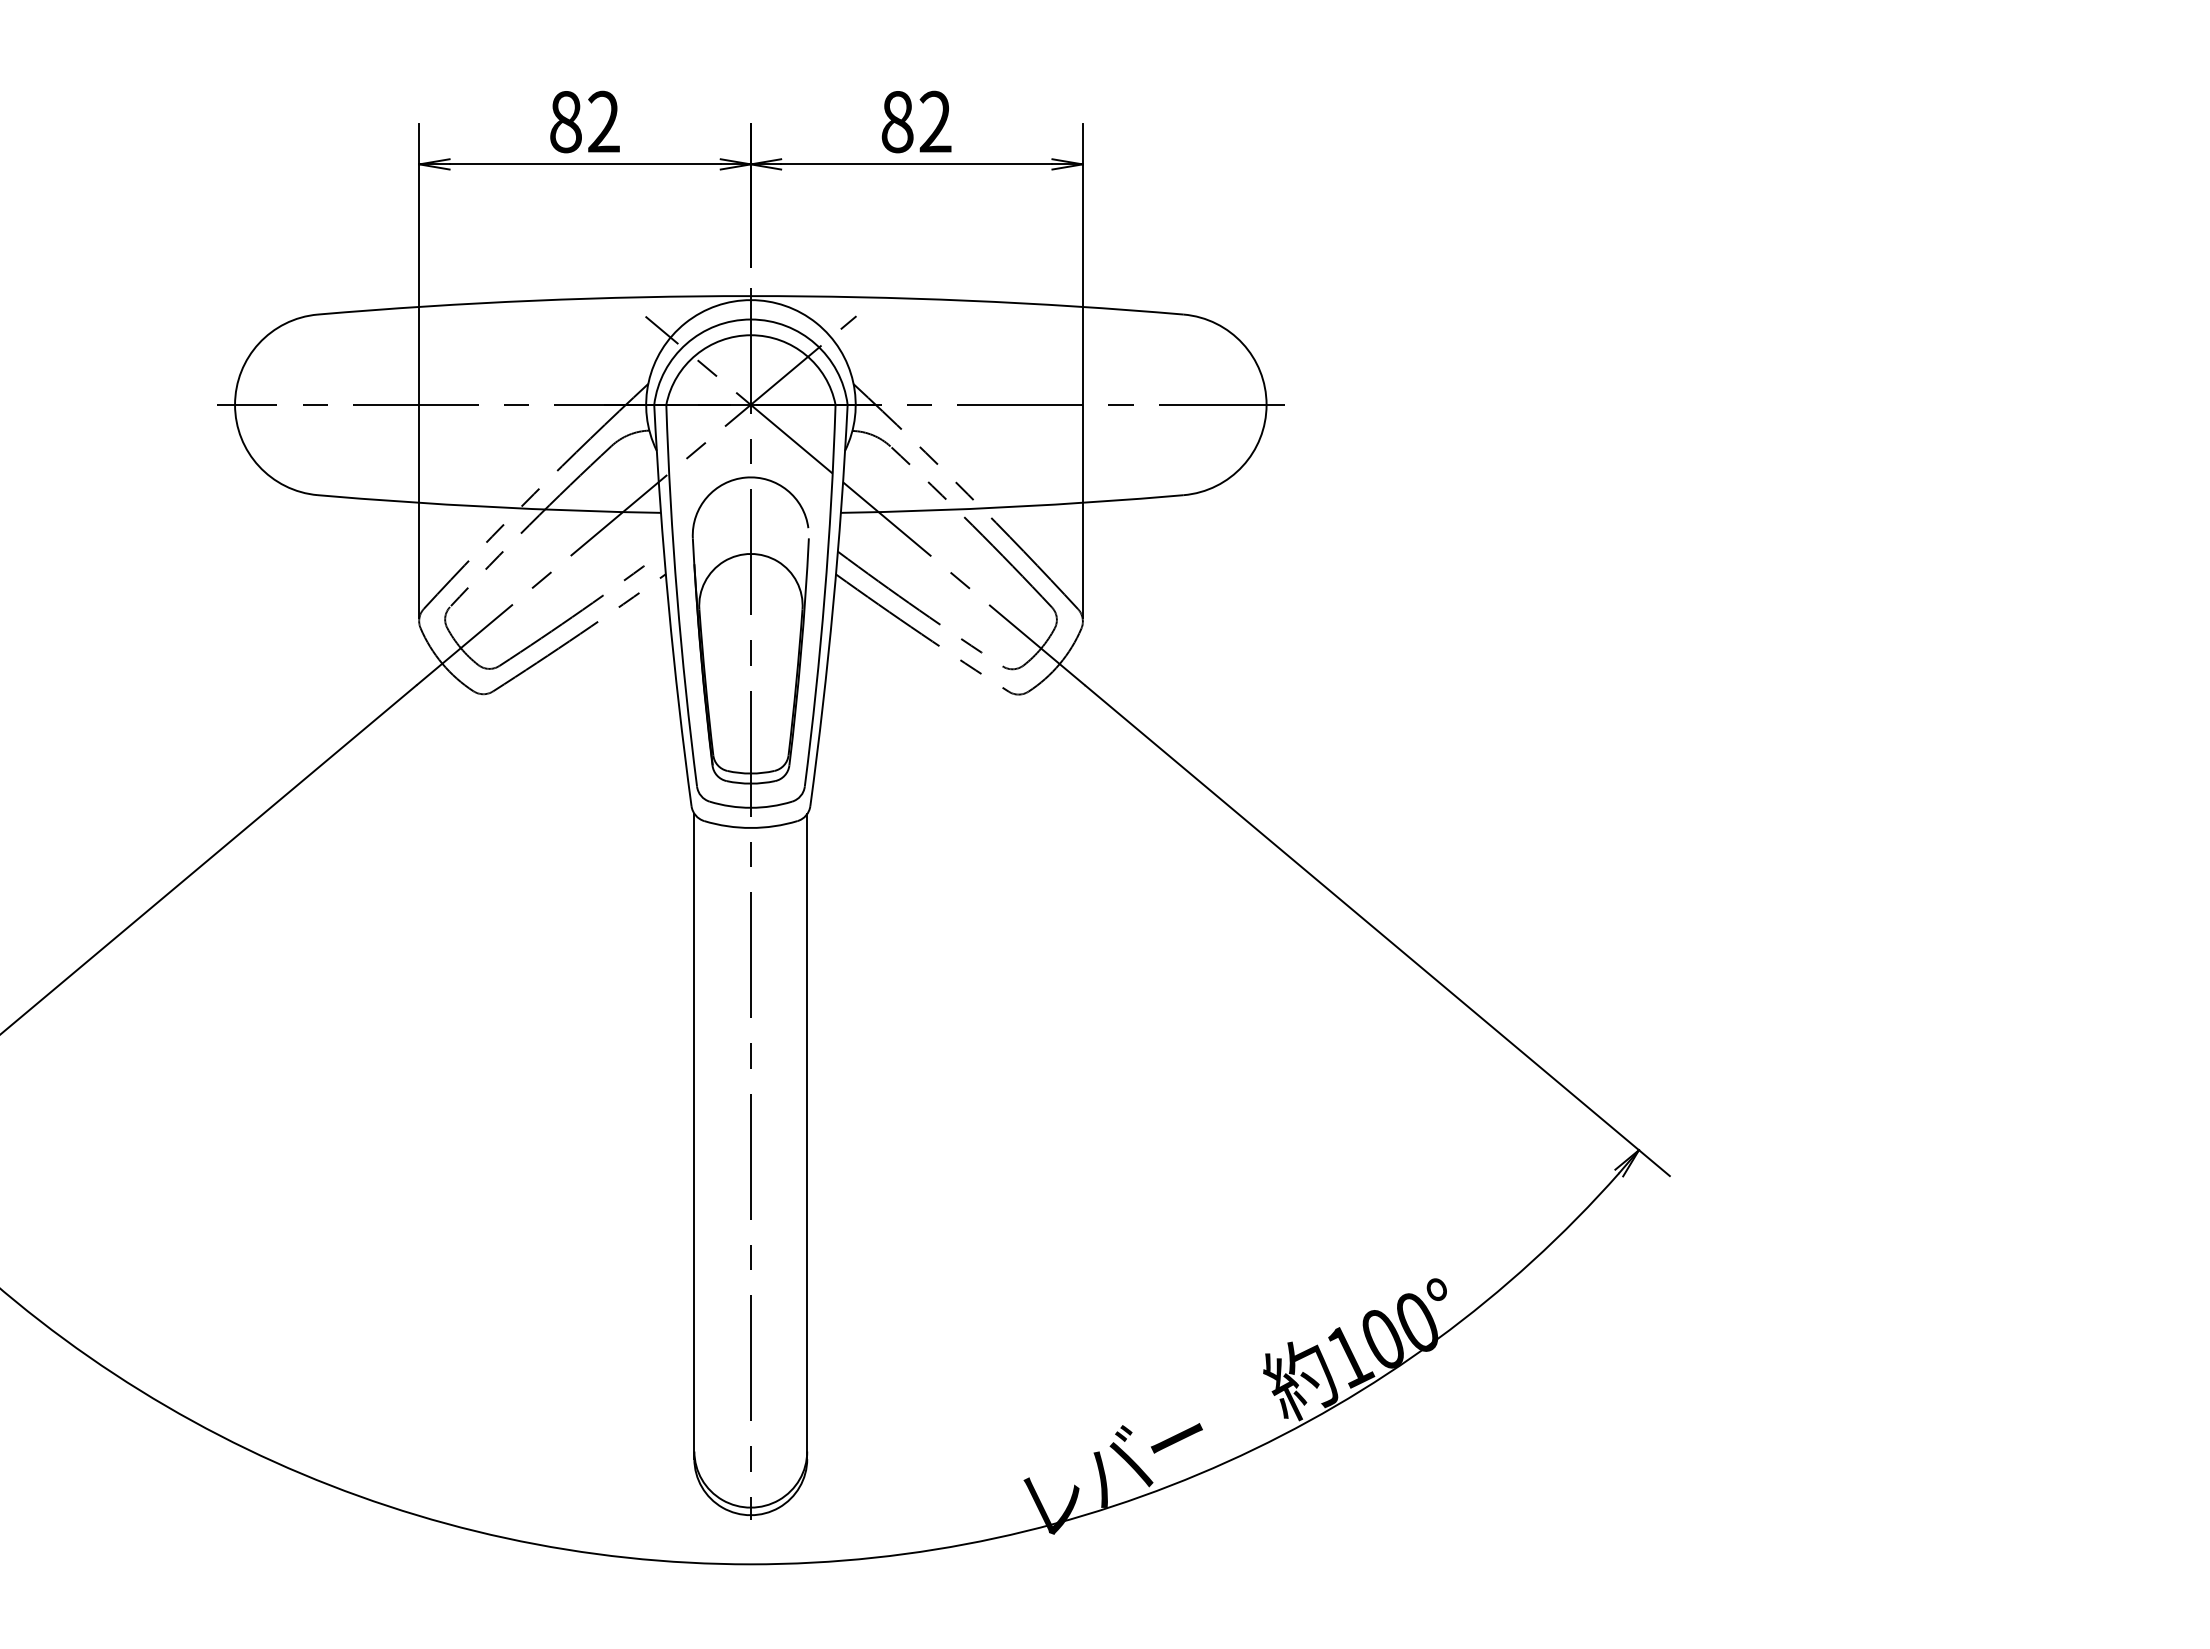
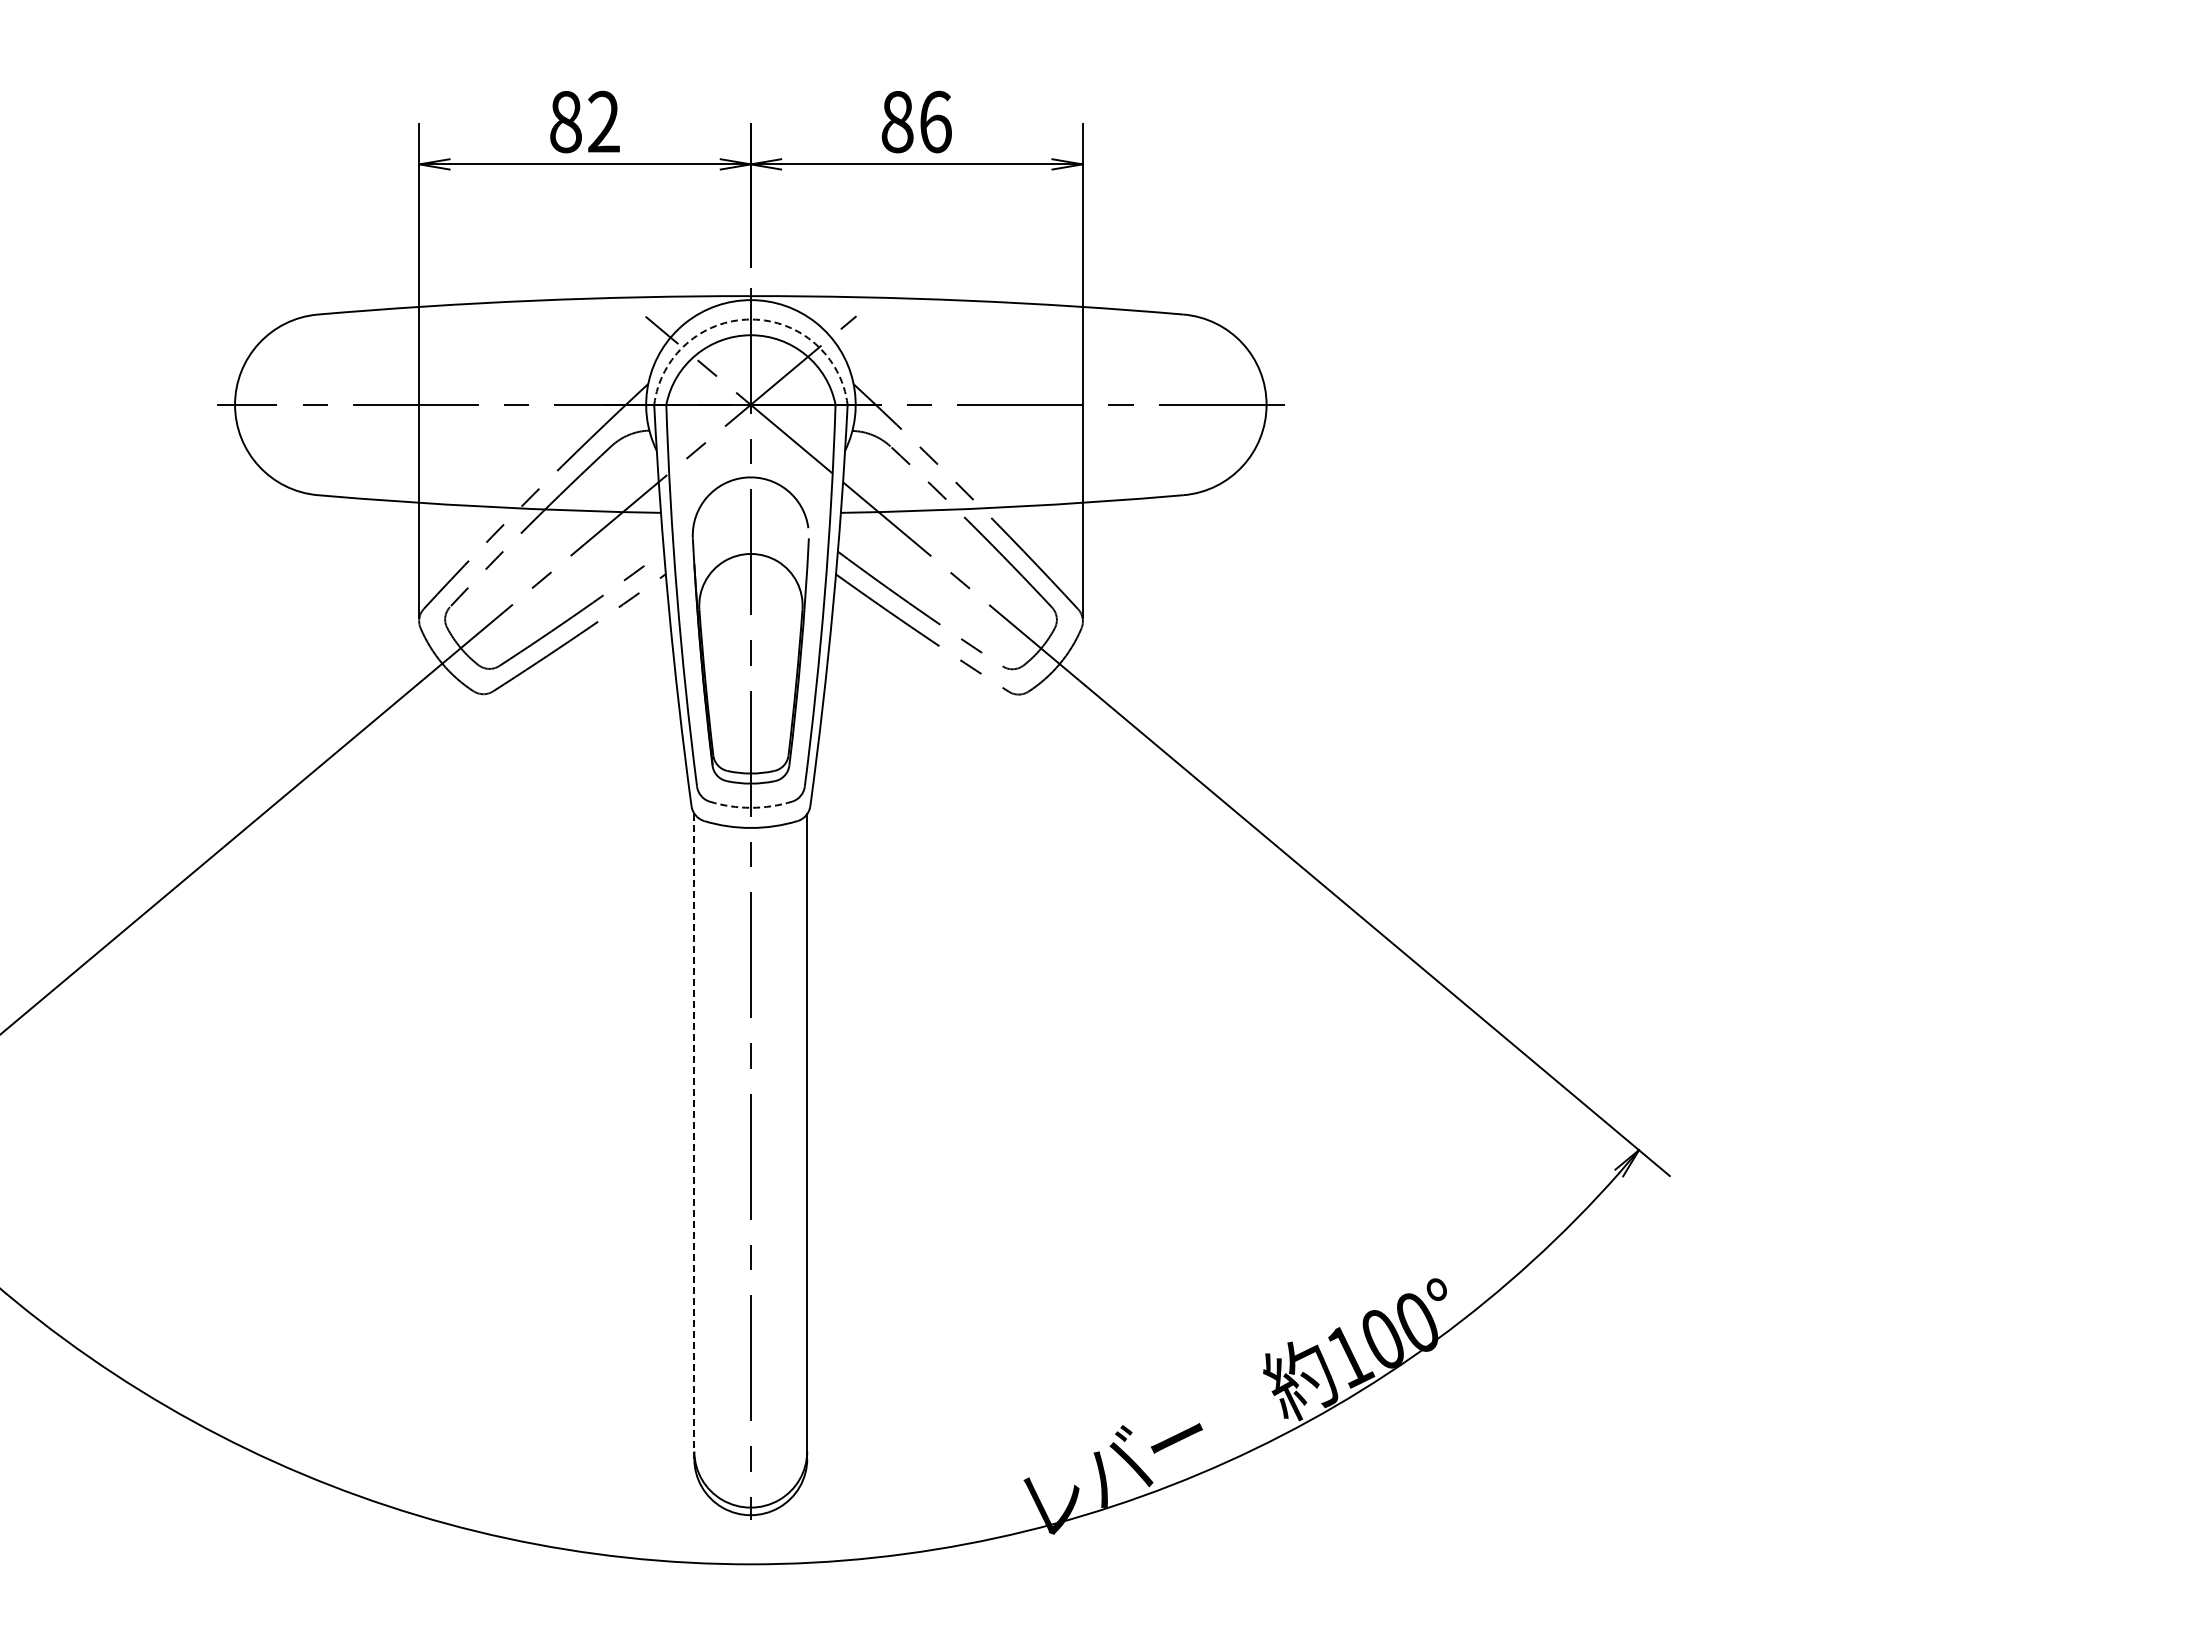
text: 82 -> 86 (935, 121)
arc: solid -> dashed (750, 319)
arc: solid -> dashed (750, 807)
line: solid -> dashed (694, 1136)
